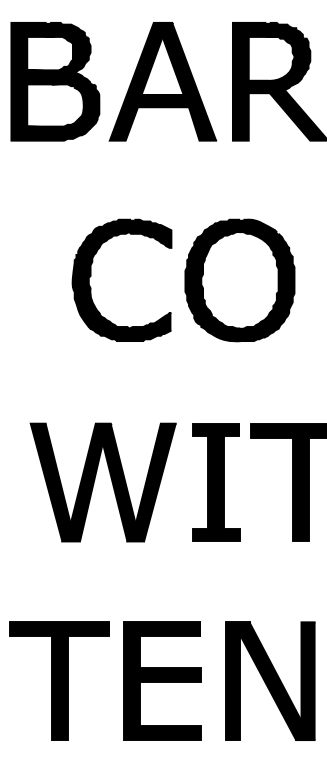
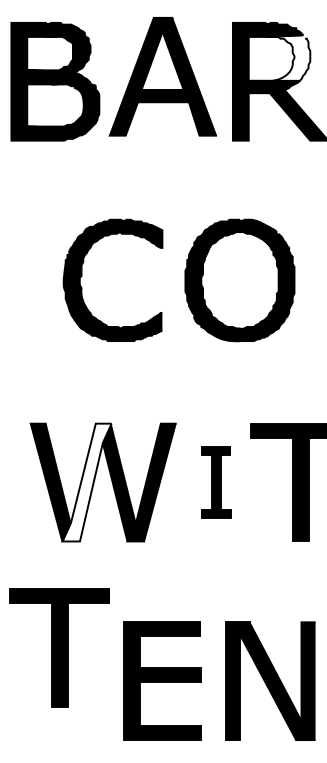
fill: present -> none (279, 57)
part position: (162, 81) -> (162, 76) (162, 76)
part position: (91, 276) -> (82, 276) (82, 276)
fill: present -> none (86, 482)
part size: 49x119 px -> 31x73 px (216, 482)
part position: (59, 680) -> (59, 647) (59, 647)
